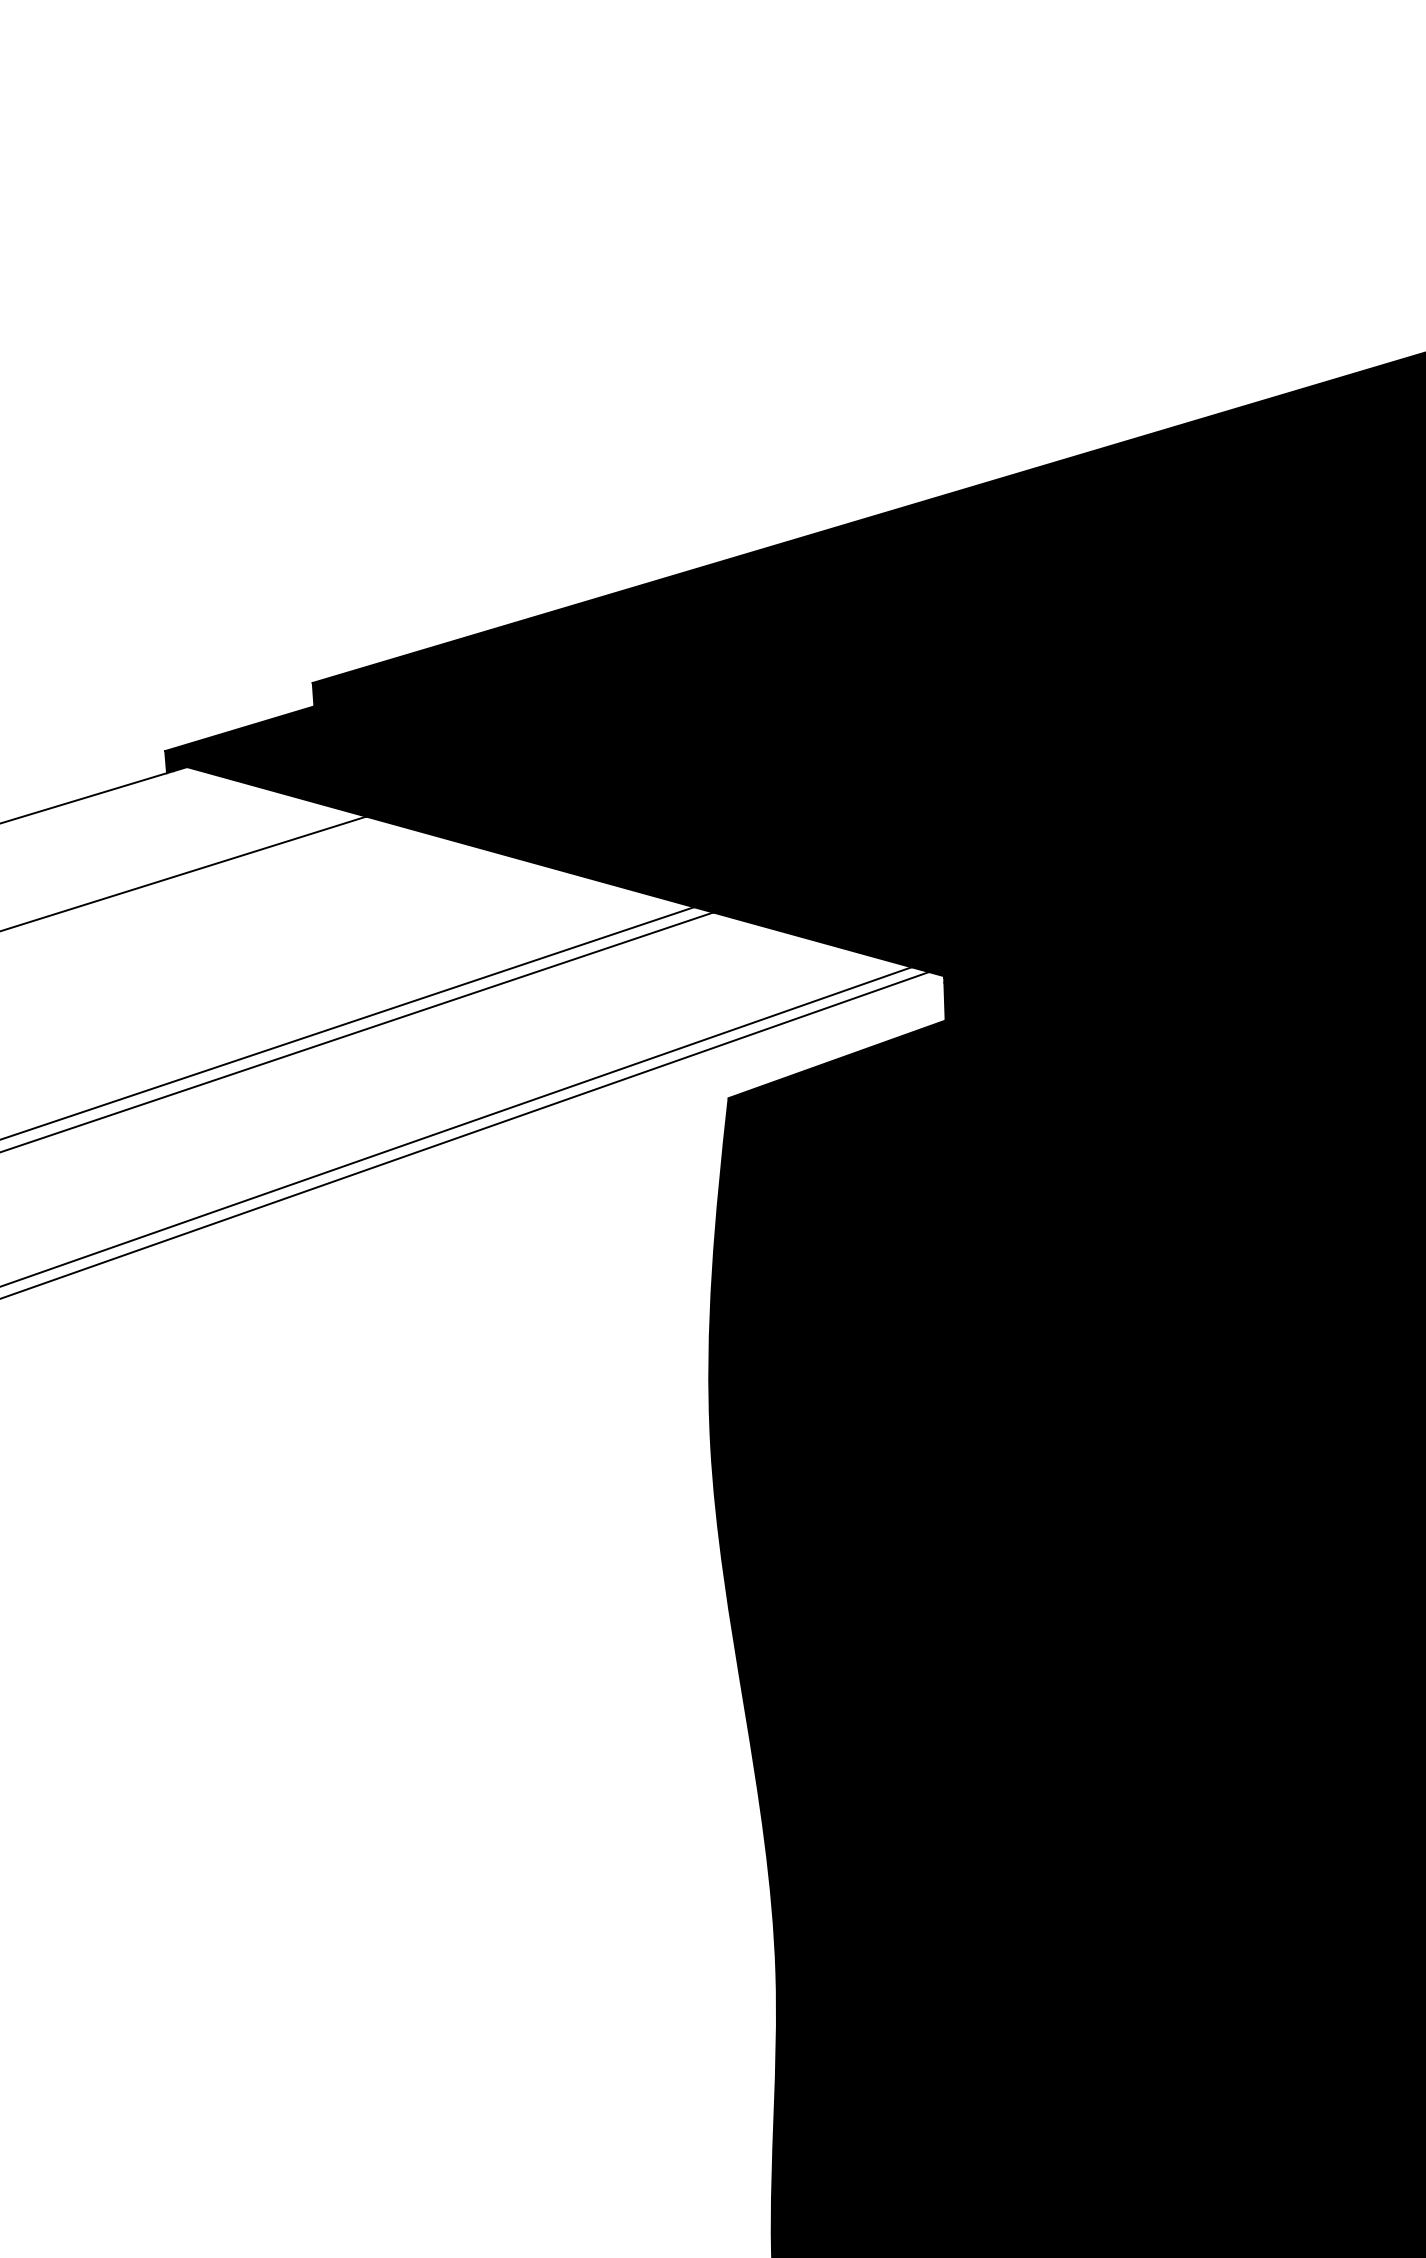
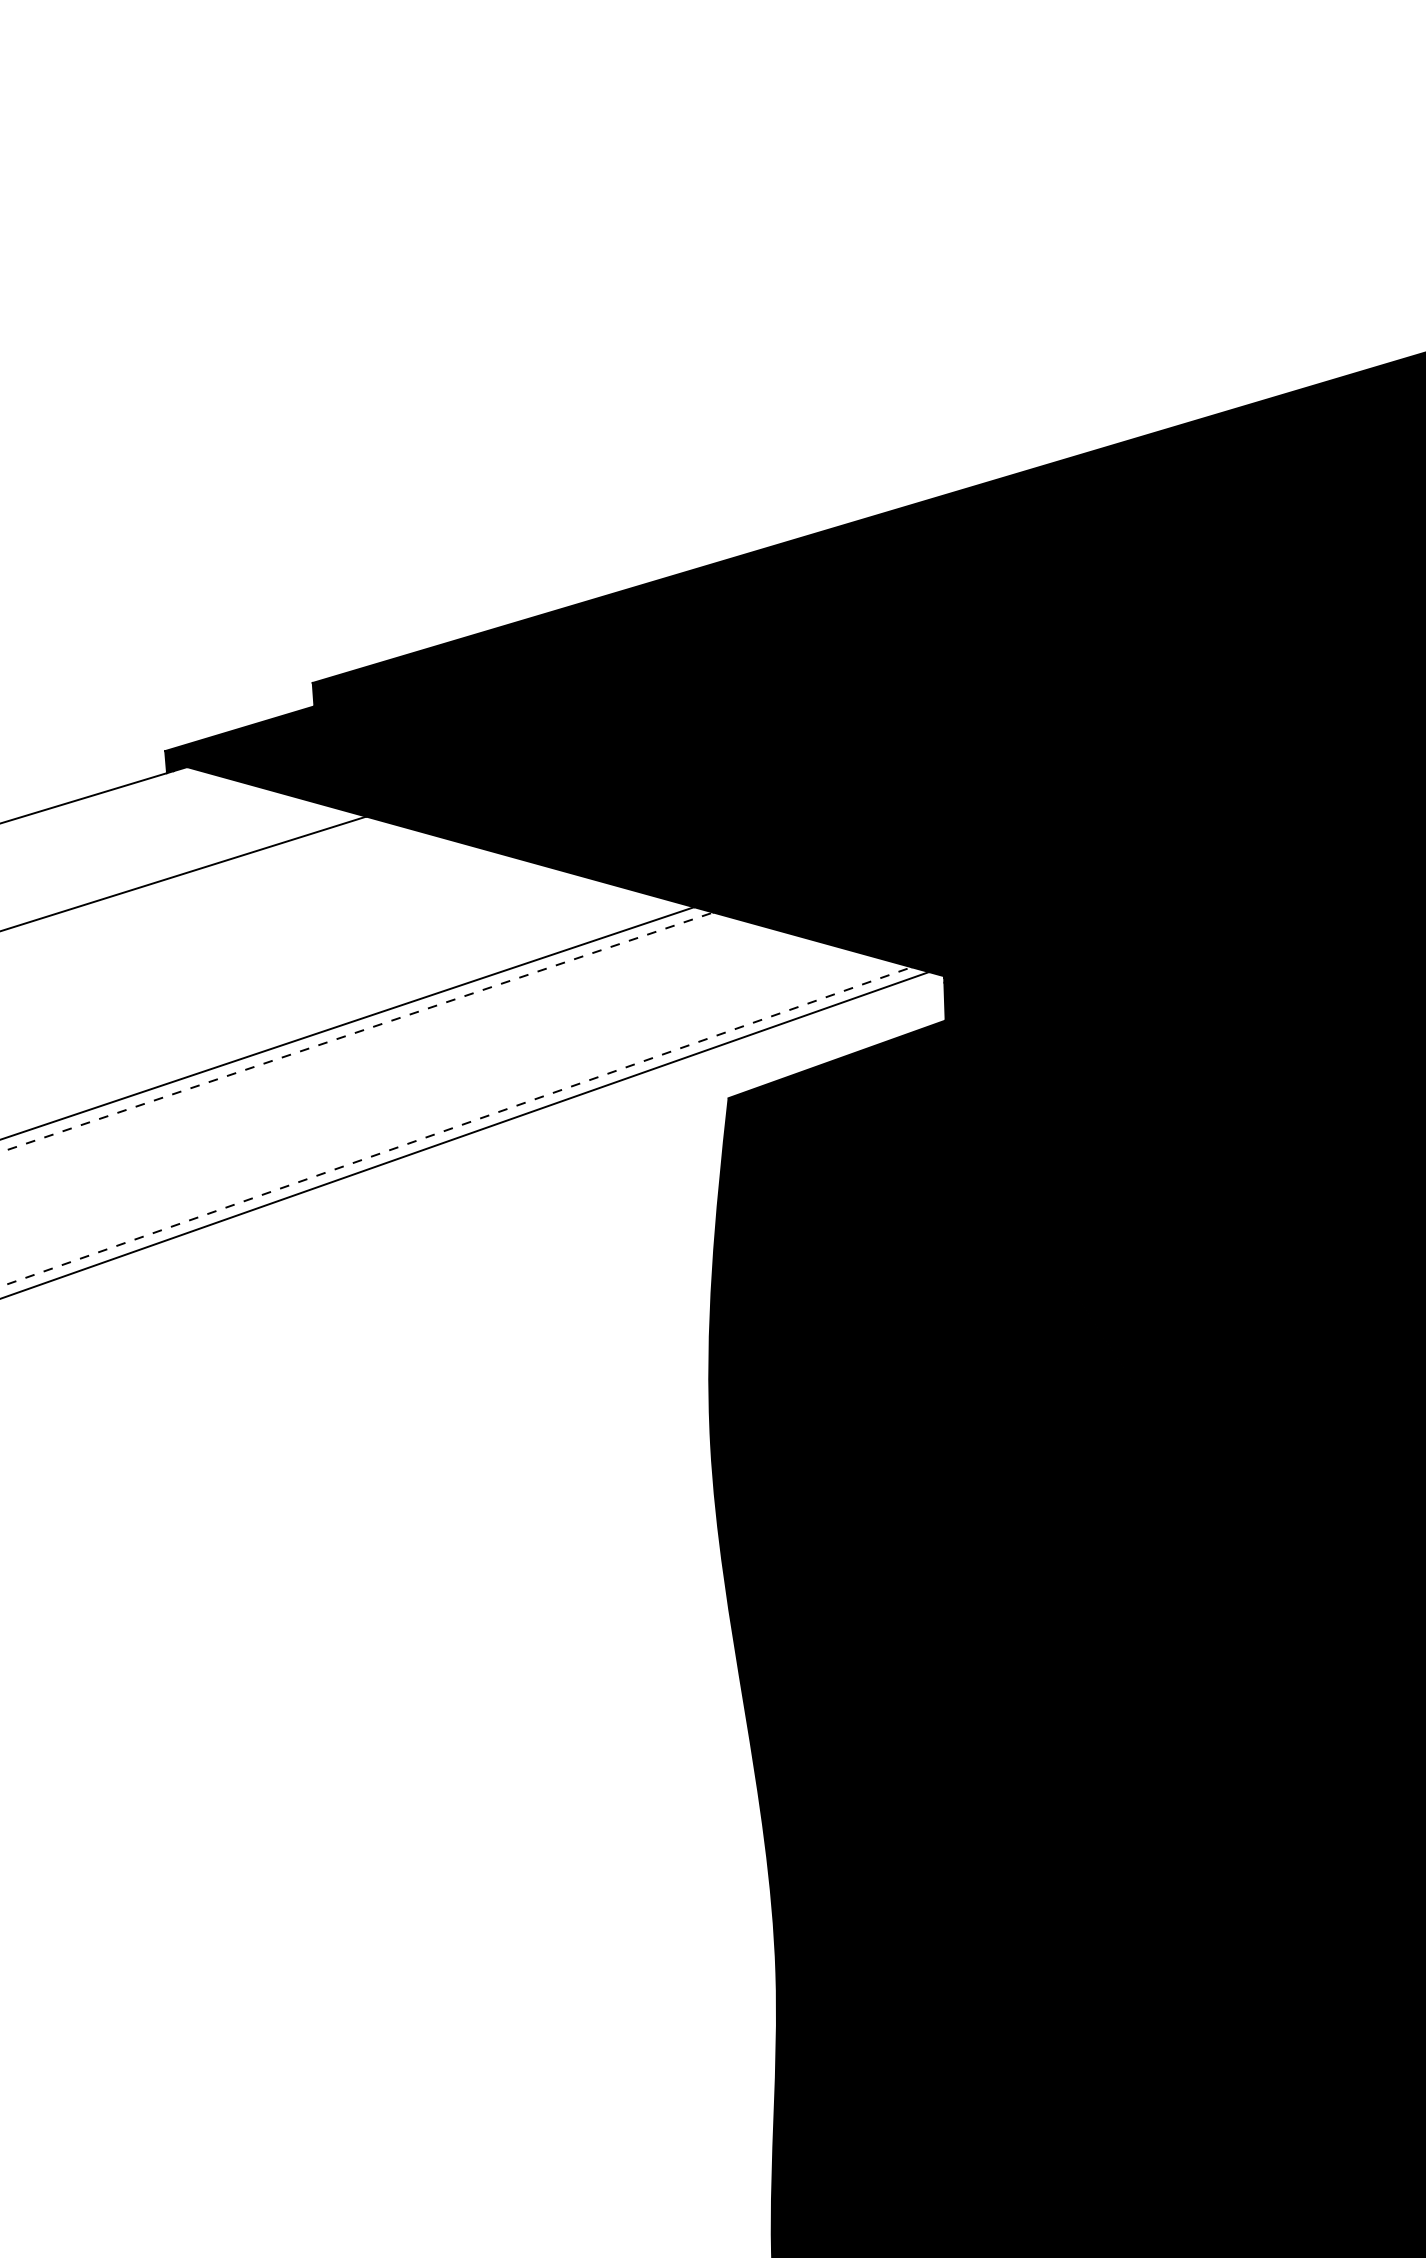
line: solid -> dashed (357, 1032)
line: solid -> dashed (456, 1126)
